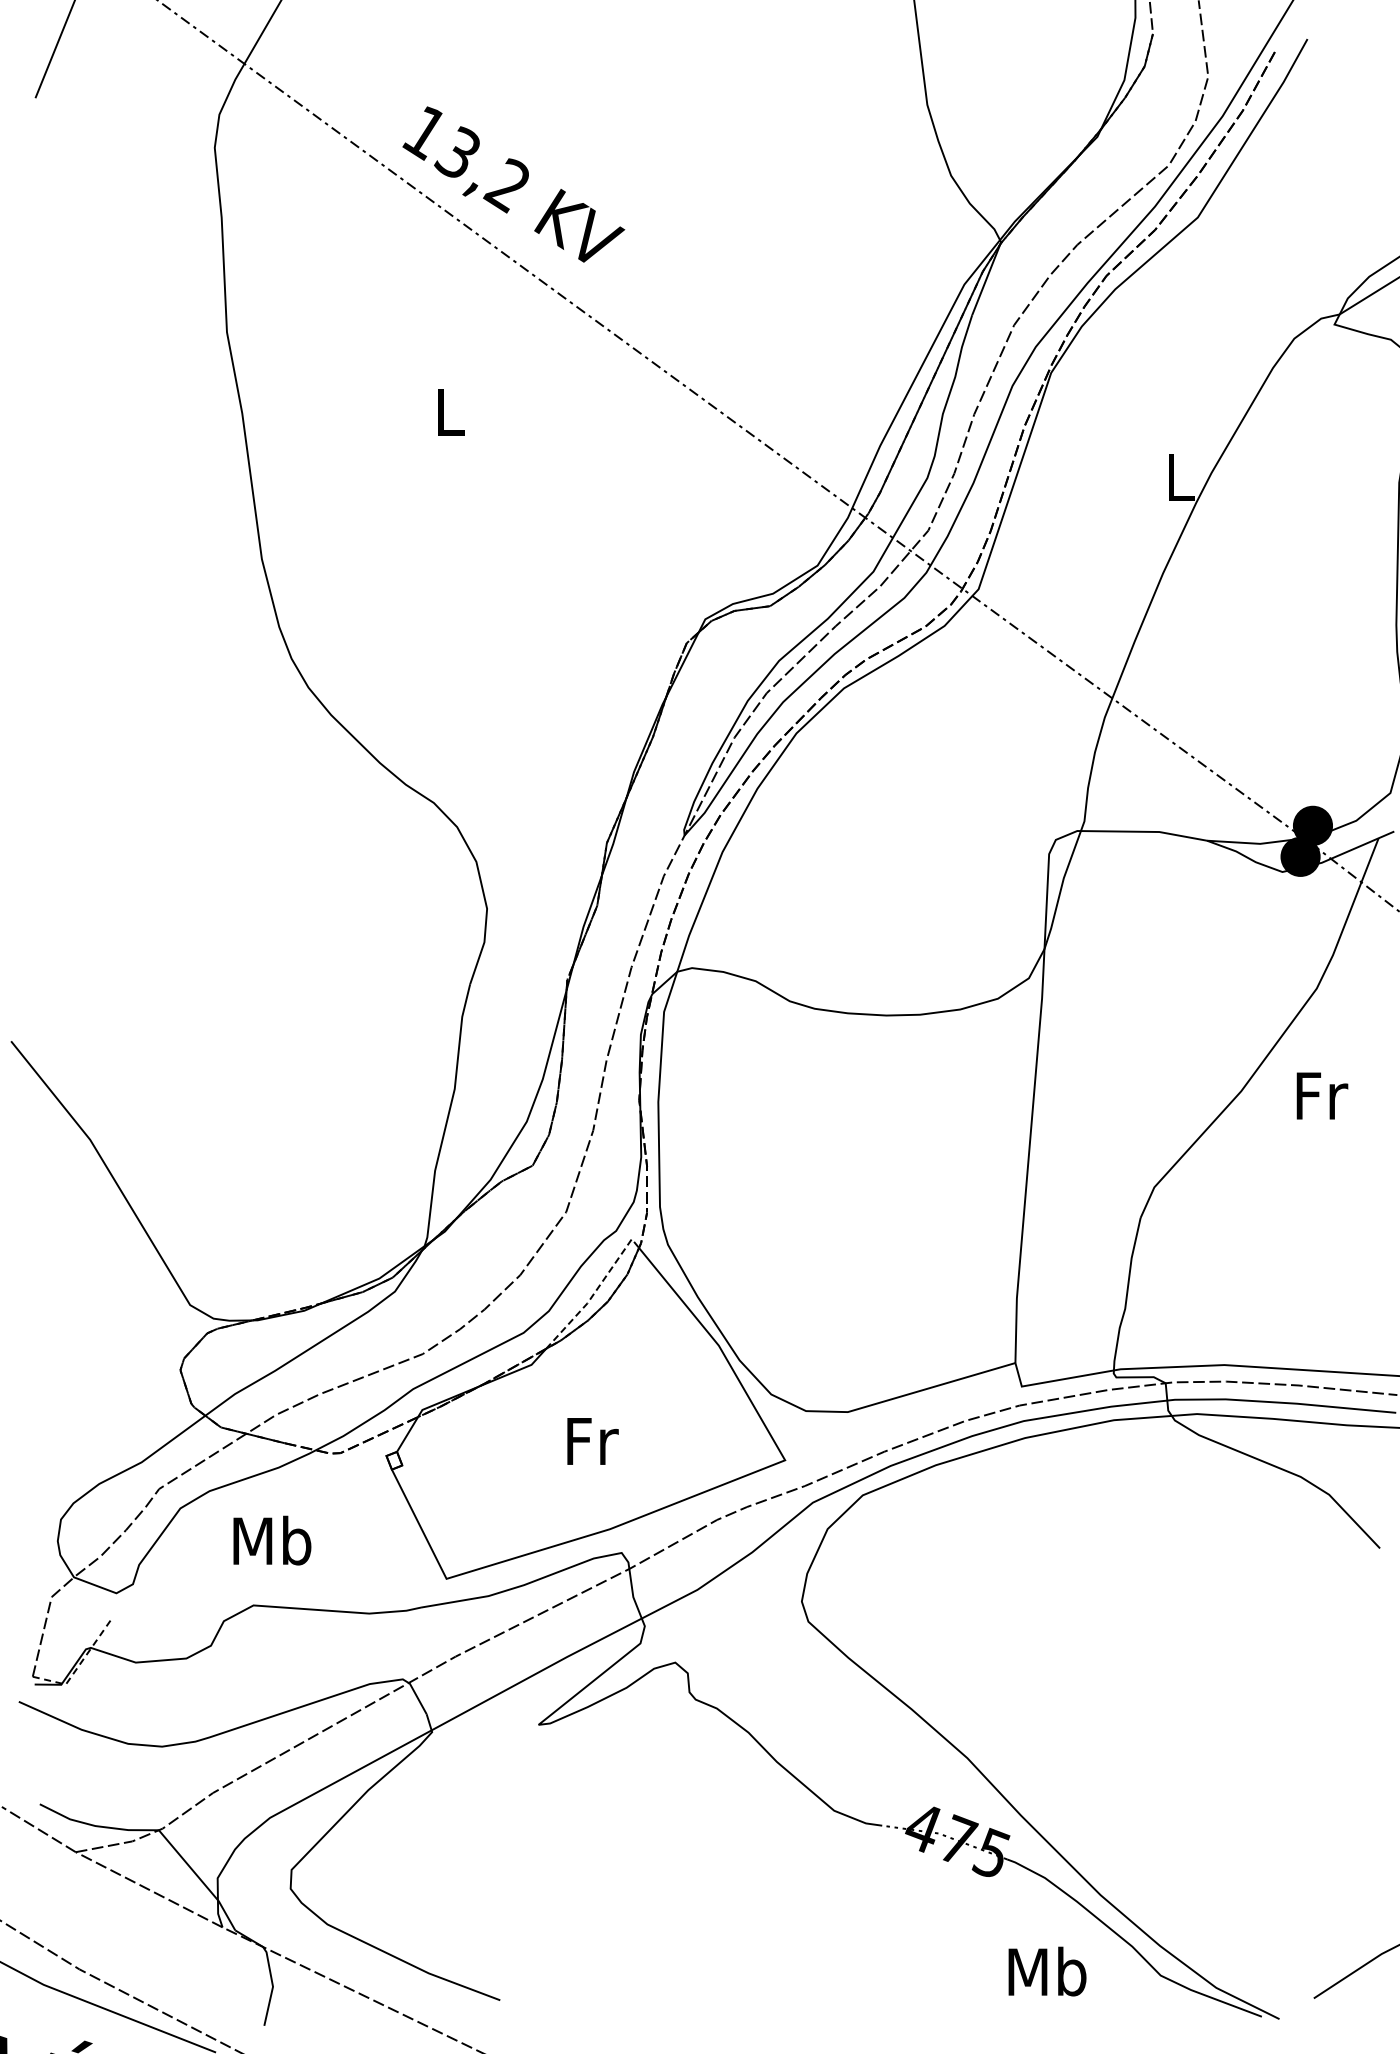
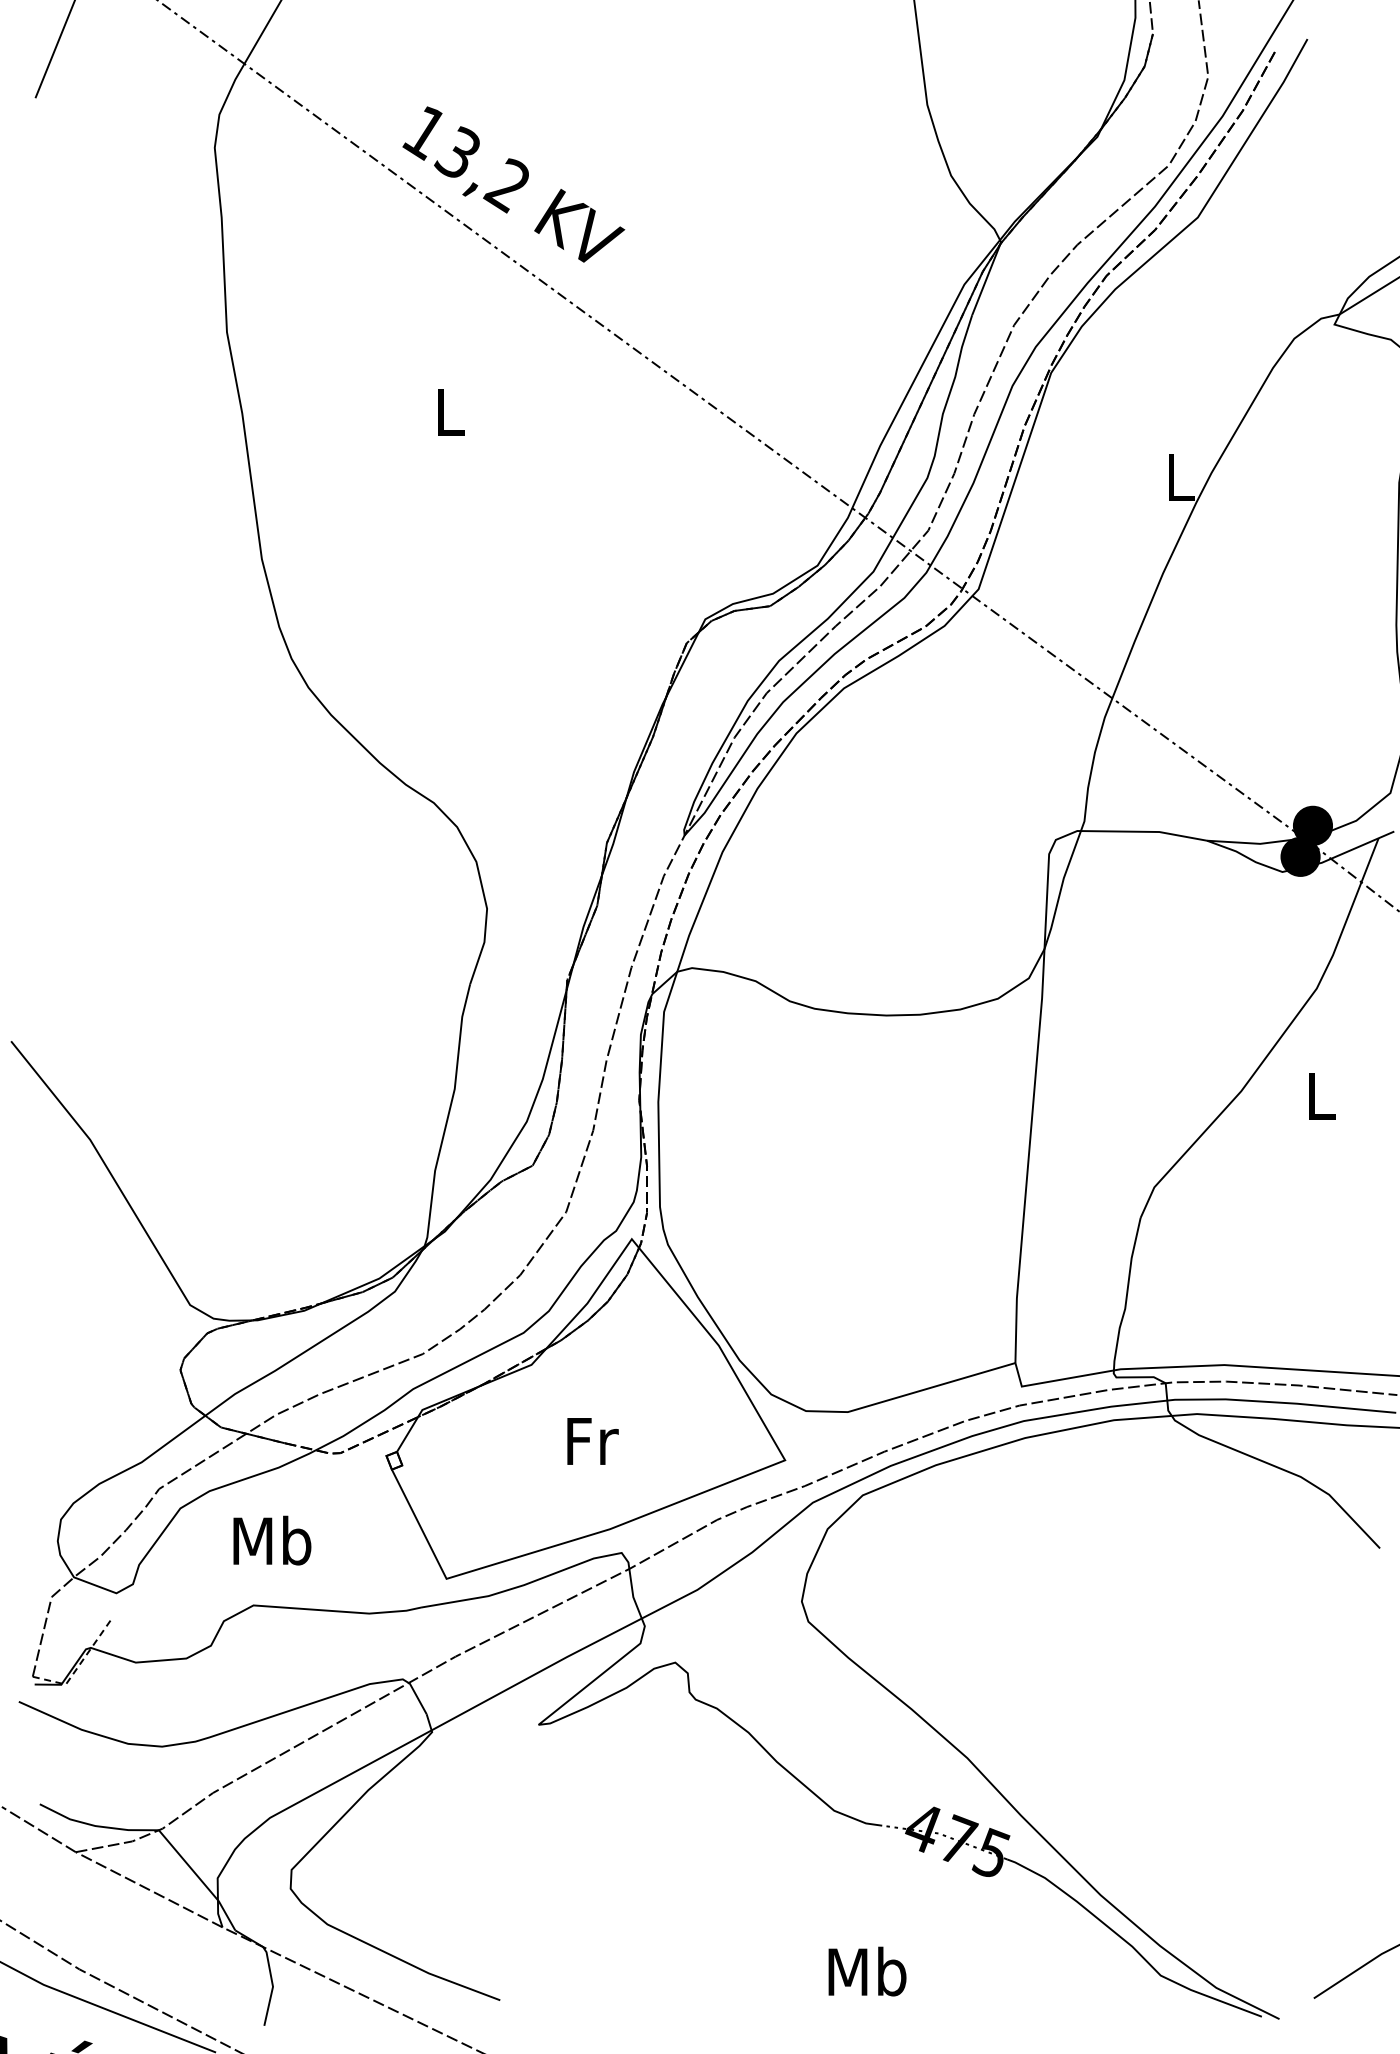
text: Fr -> L (1322, 1095)
line: dashed -> solid (595, 1291)
text position: (1047, 1971) -> (867, 1971) (867, 1971)
